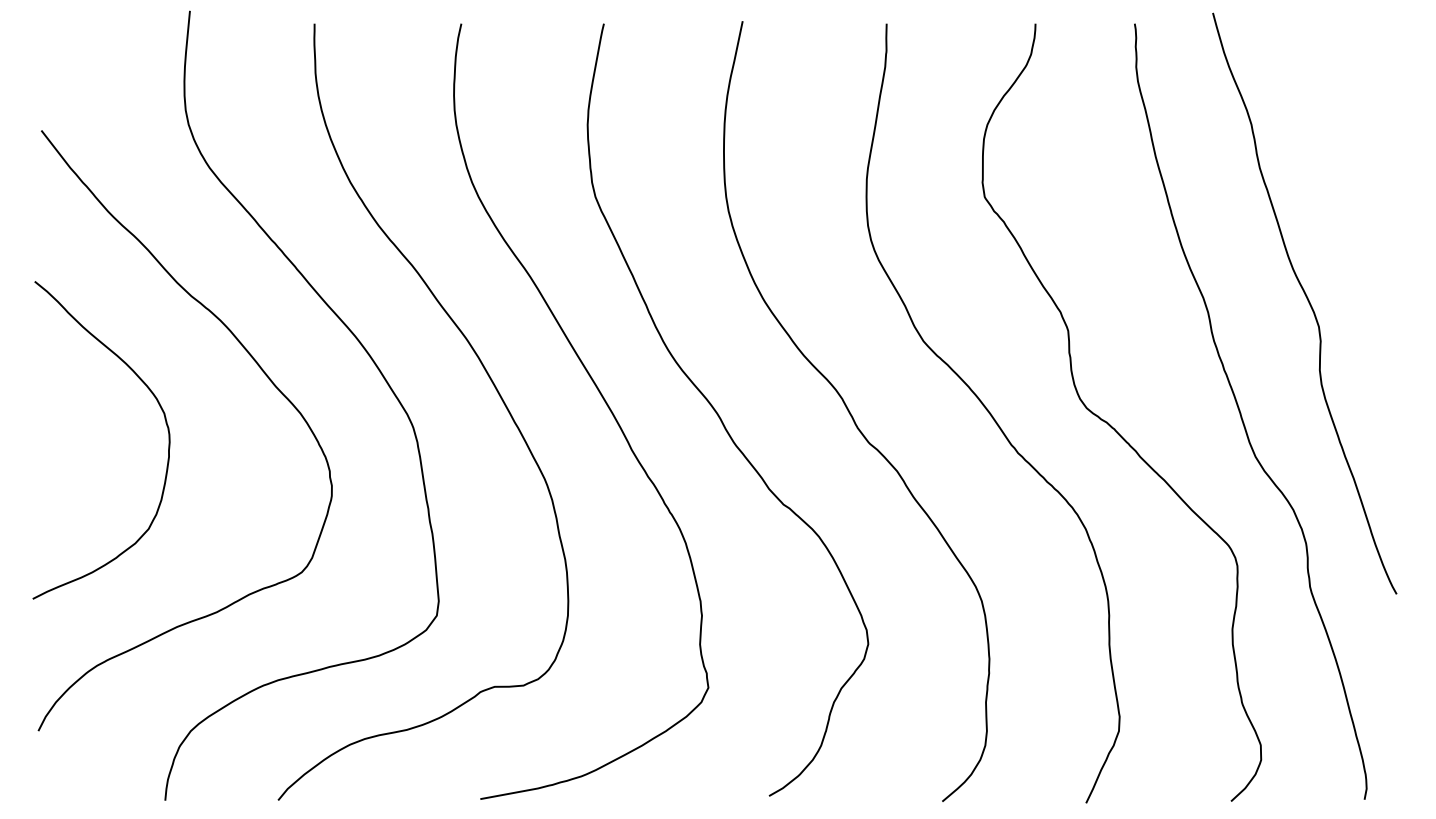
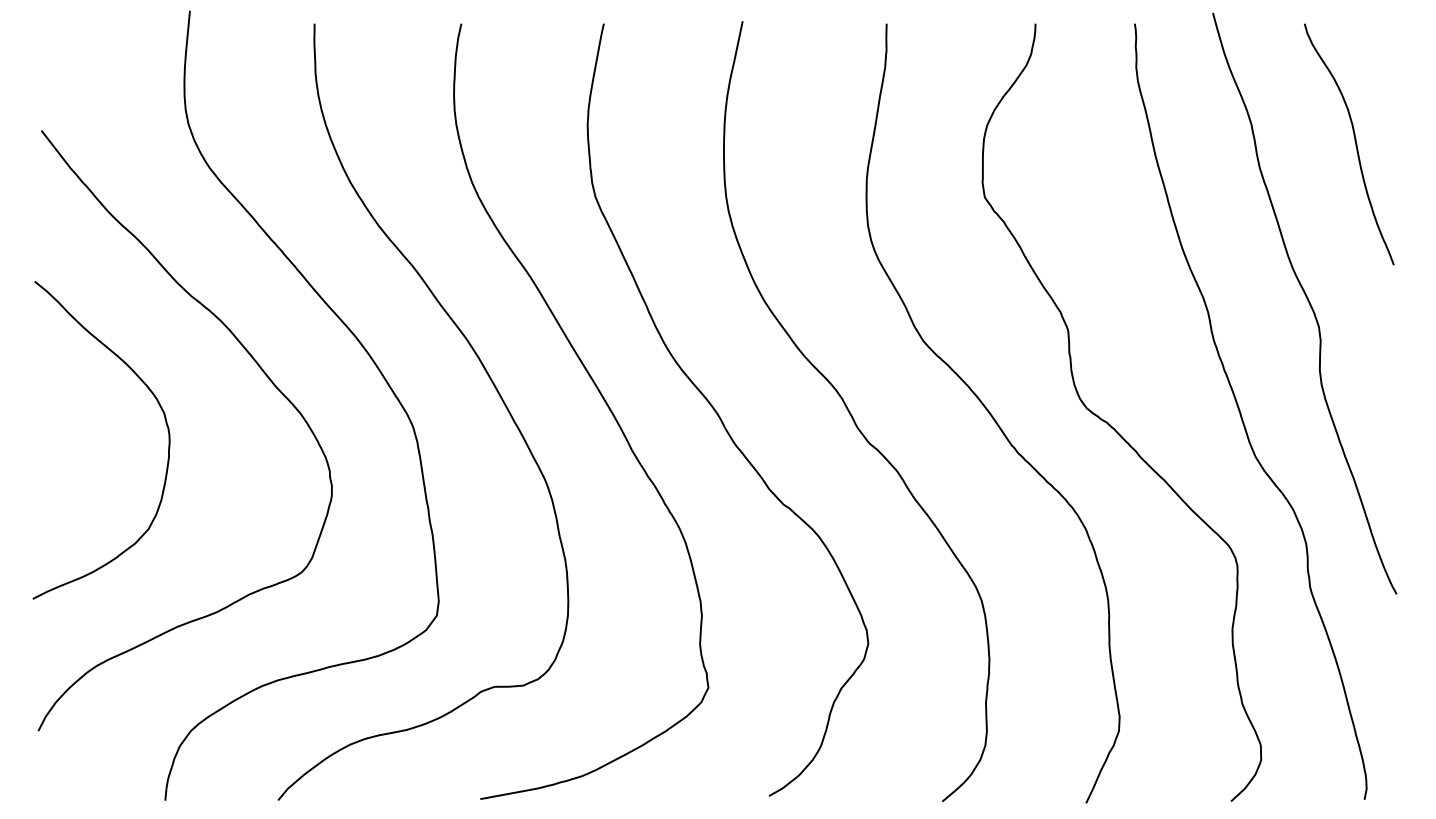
curve: none -> present (1354, 141)
